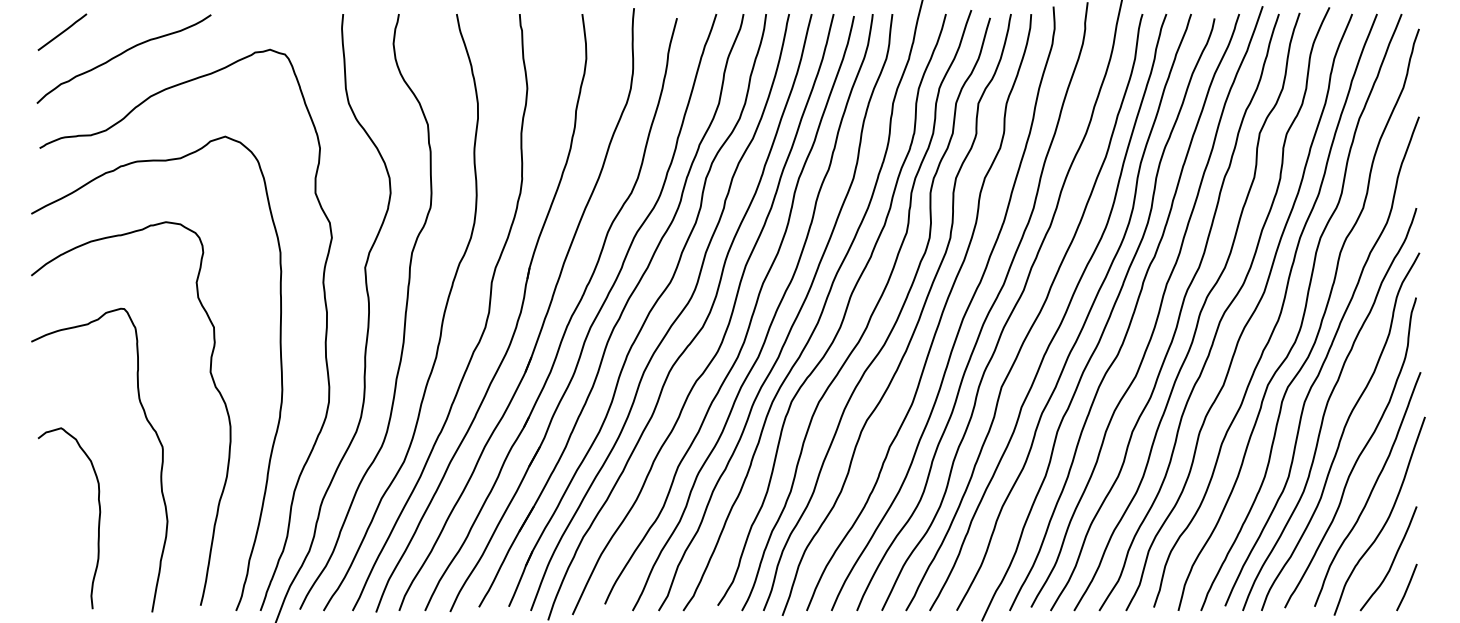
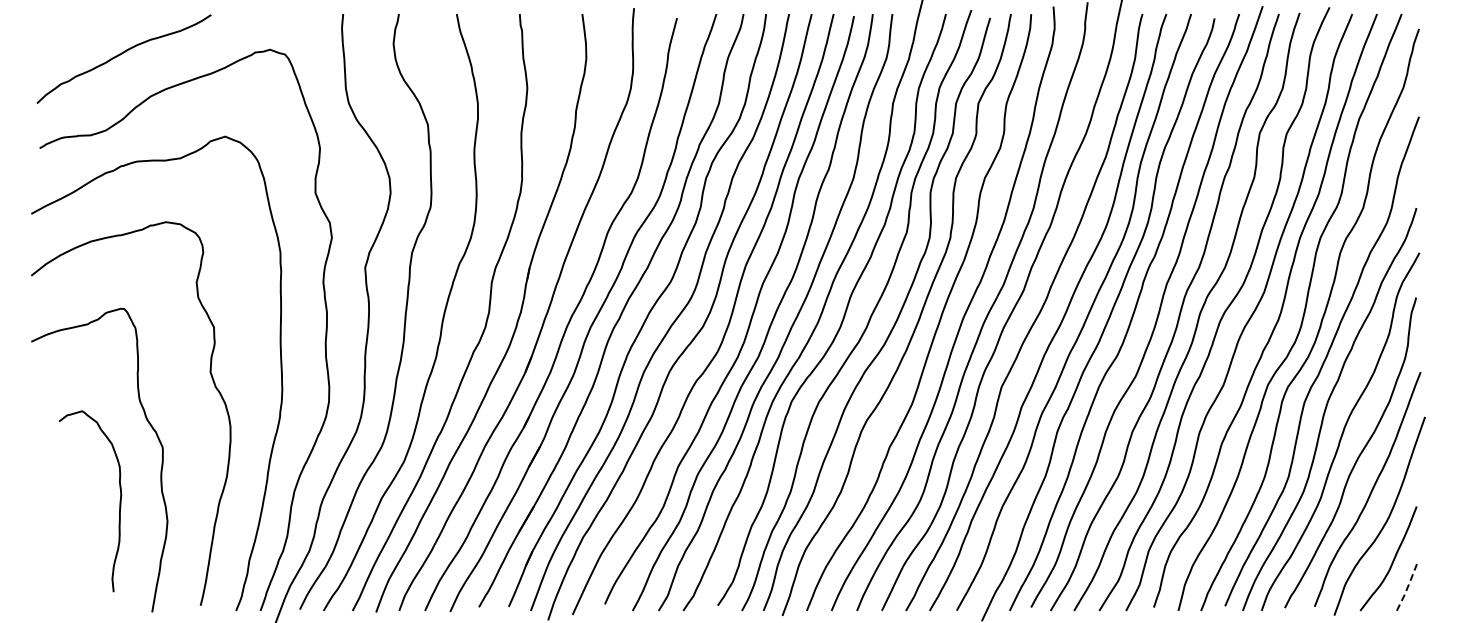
line: present -> none (62, 31)
curve position: (98, 518) -> (119, 501) (119, 501)
line: solid -> dashed (1407, 587)
